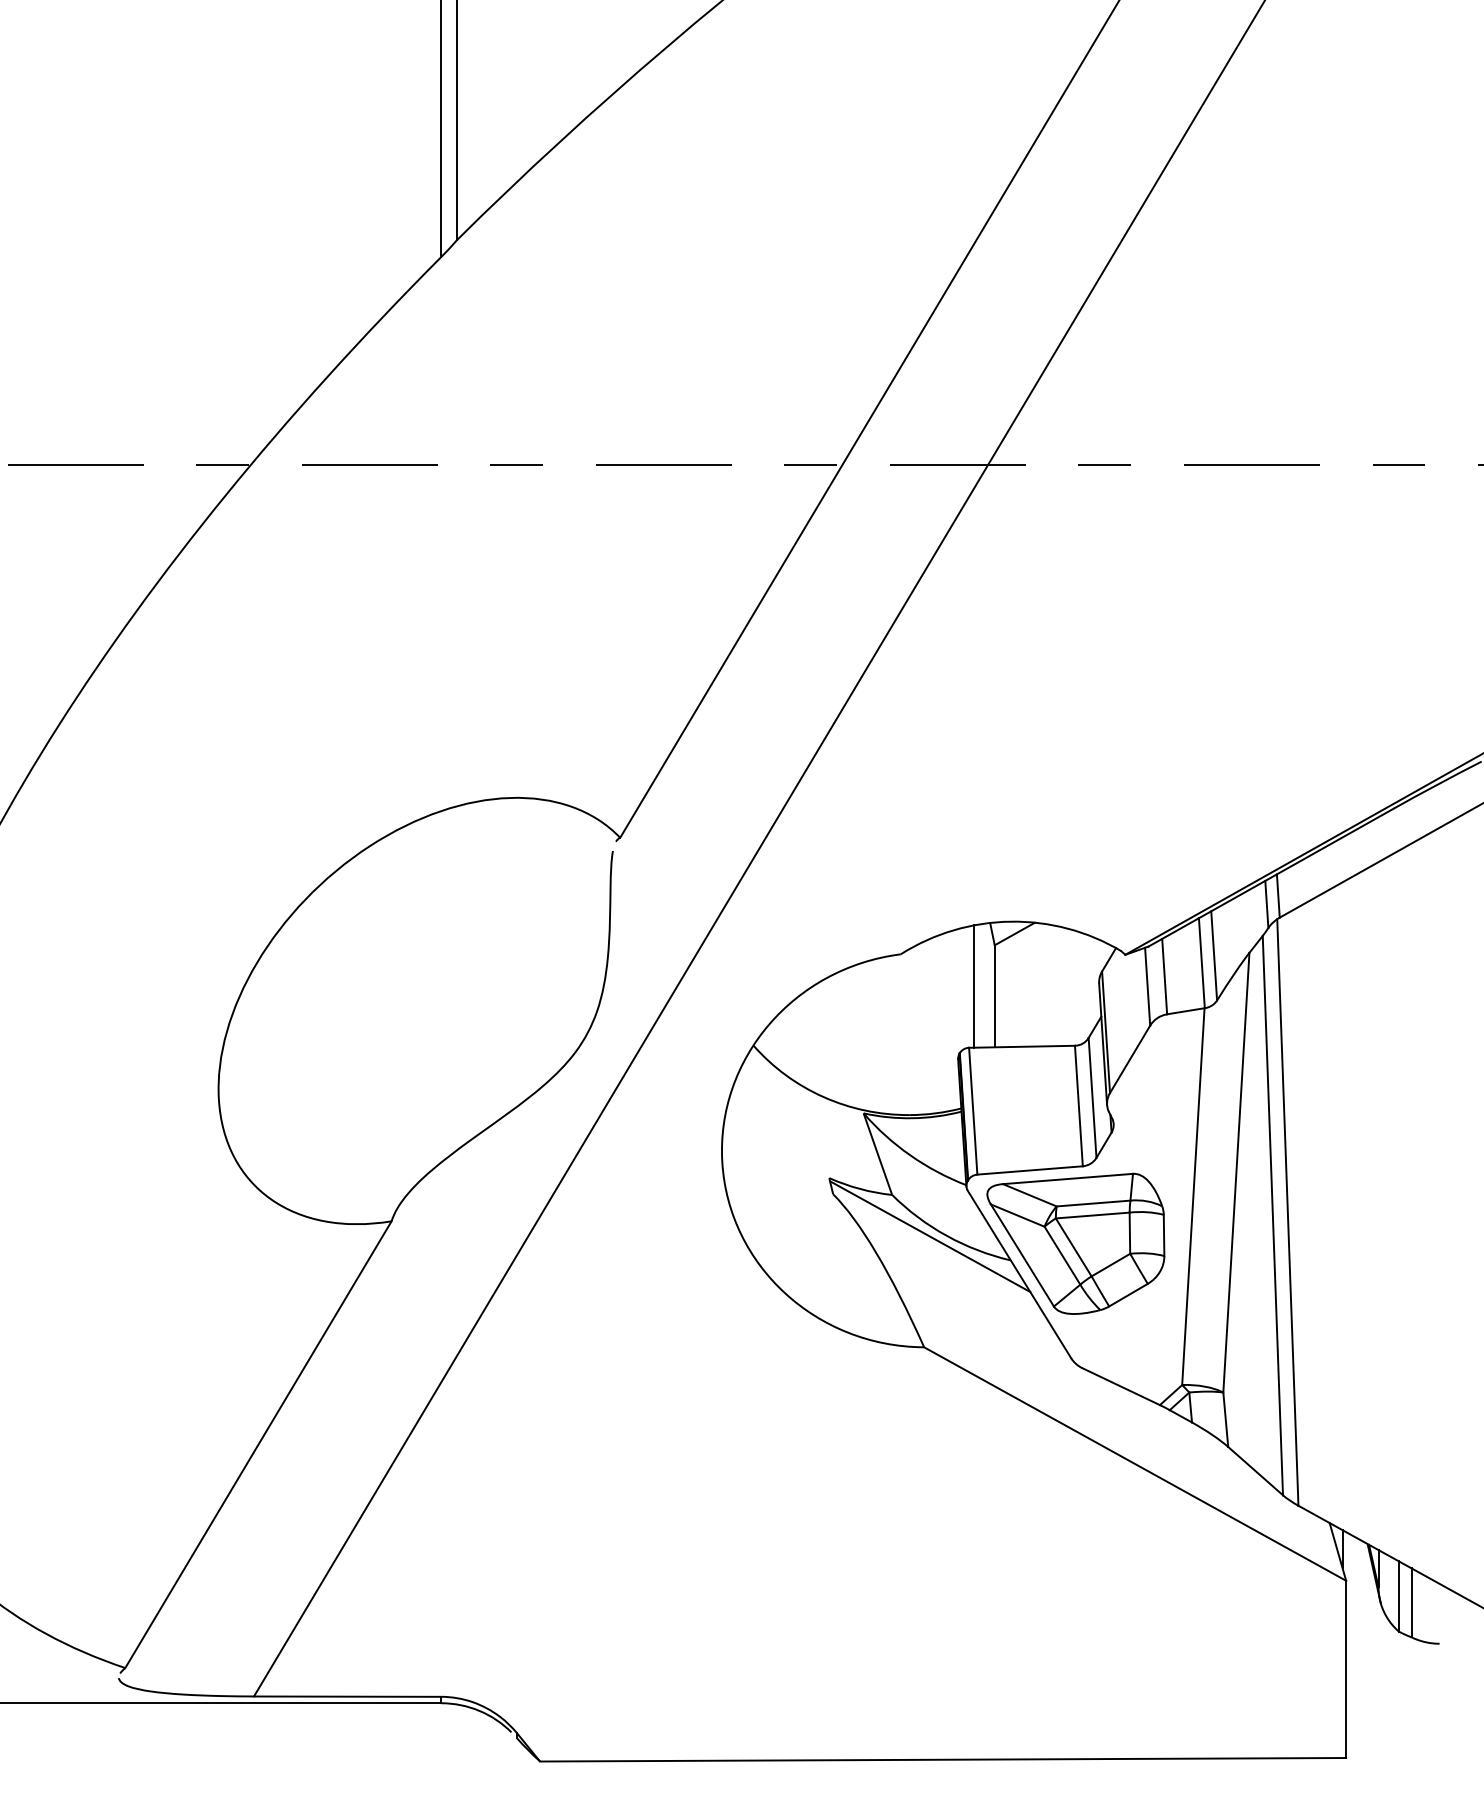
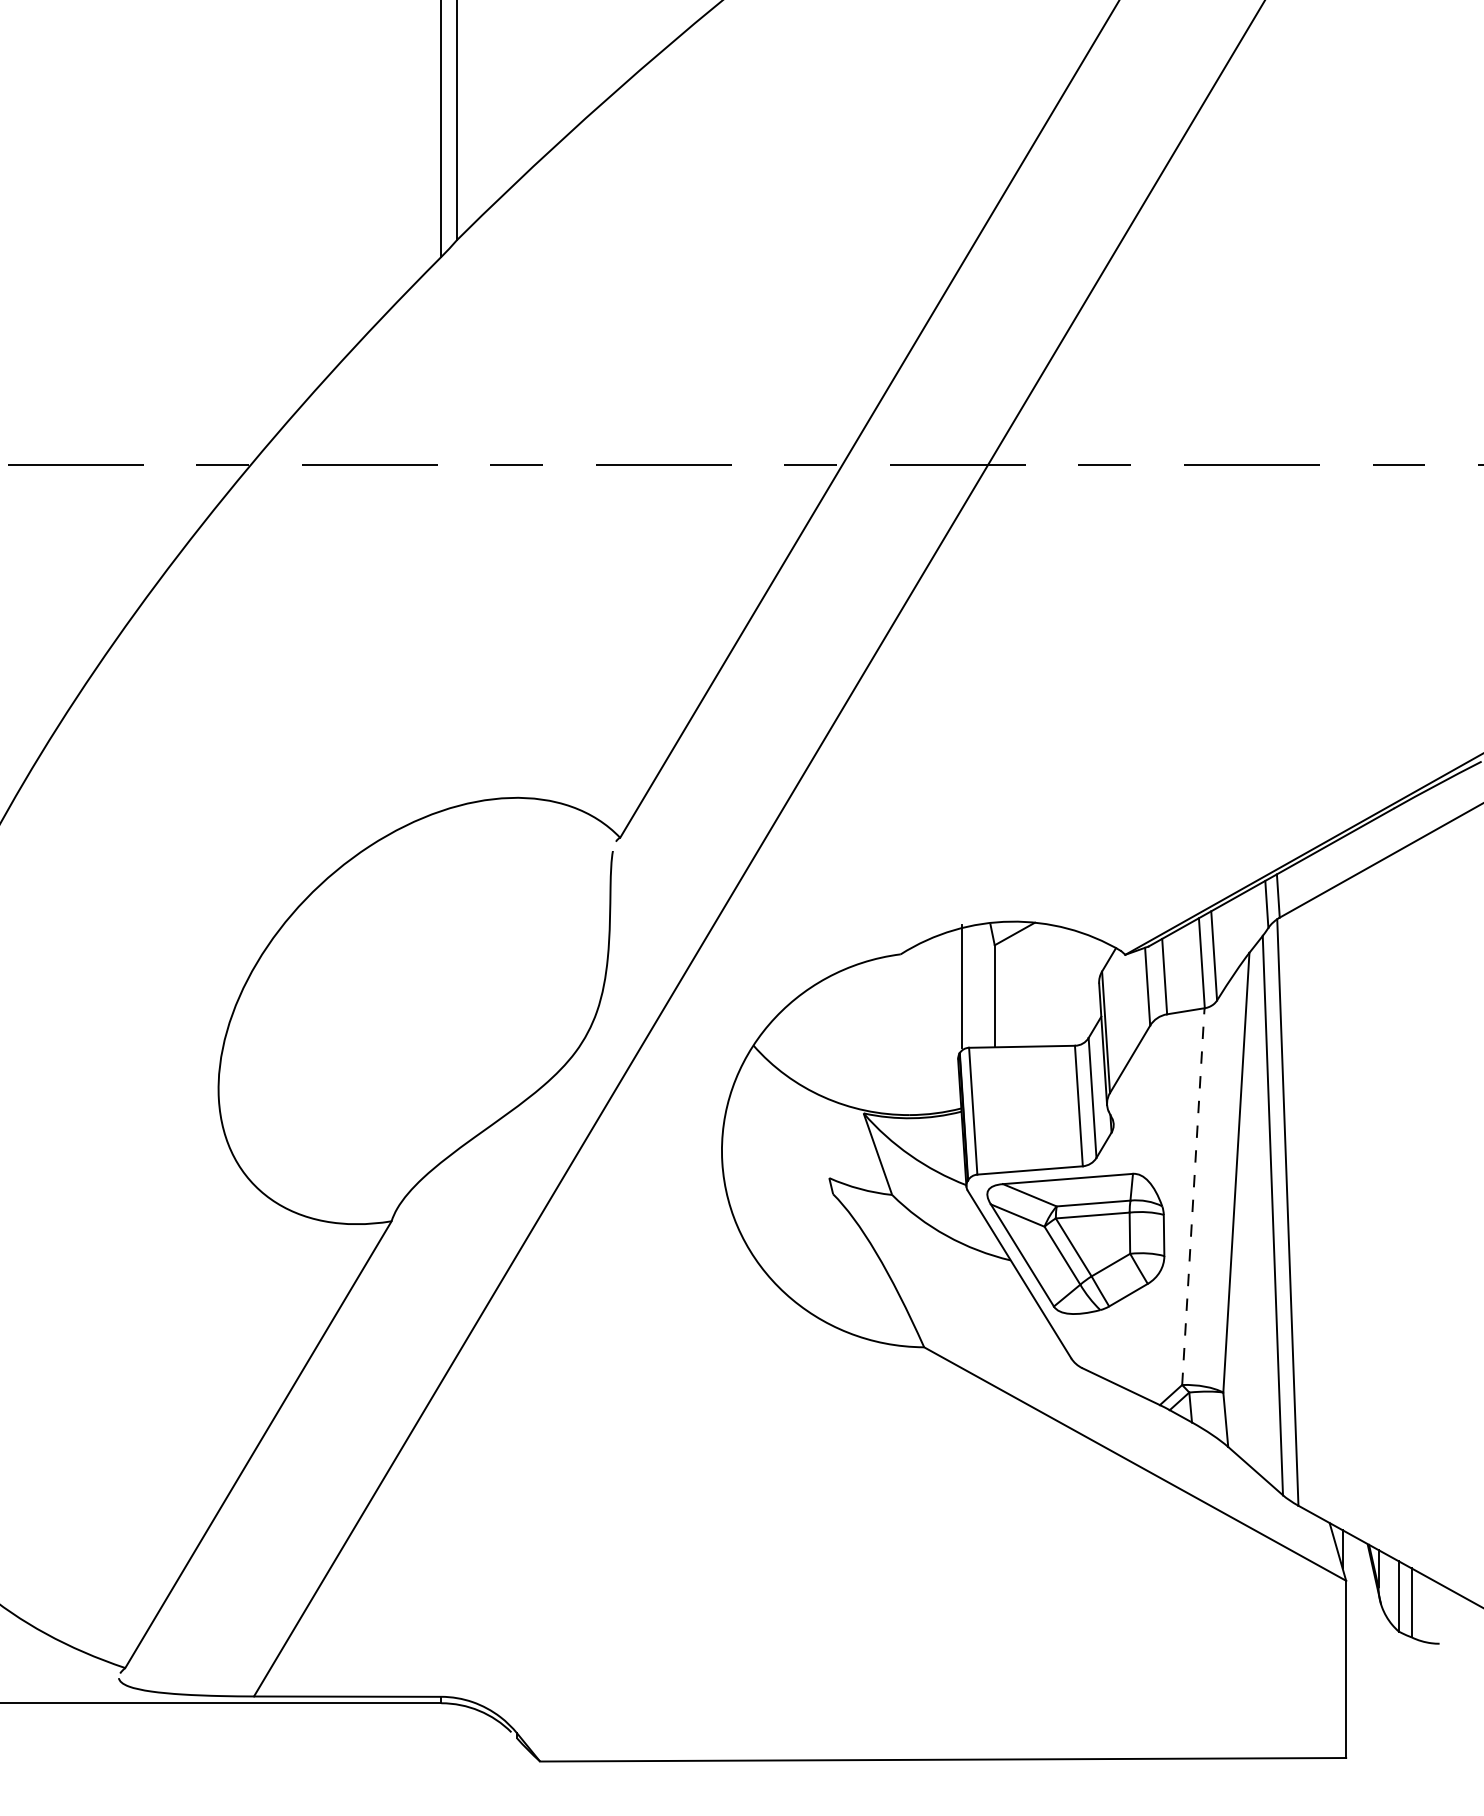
line position: (974, 986) -> (962, 986) (962, 986)
line: solid -> dashed (1193, 1196)
line: present -> none (930, 1236)
